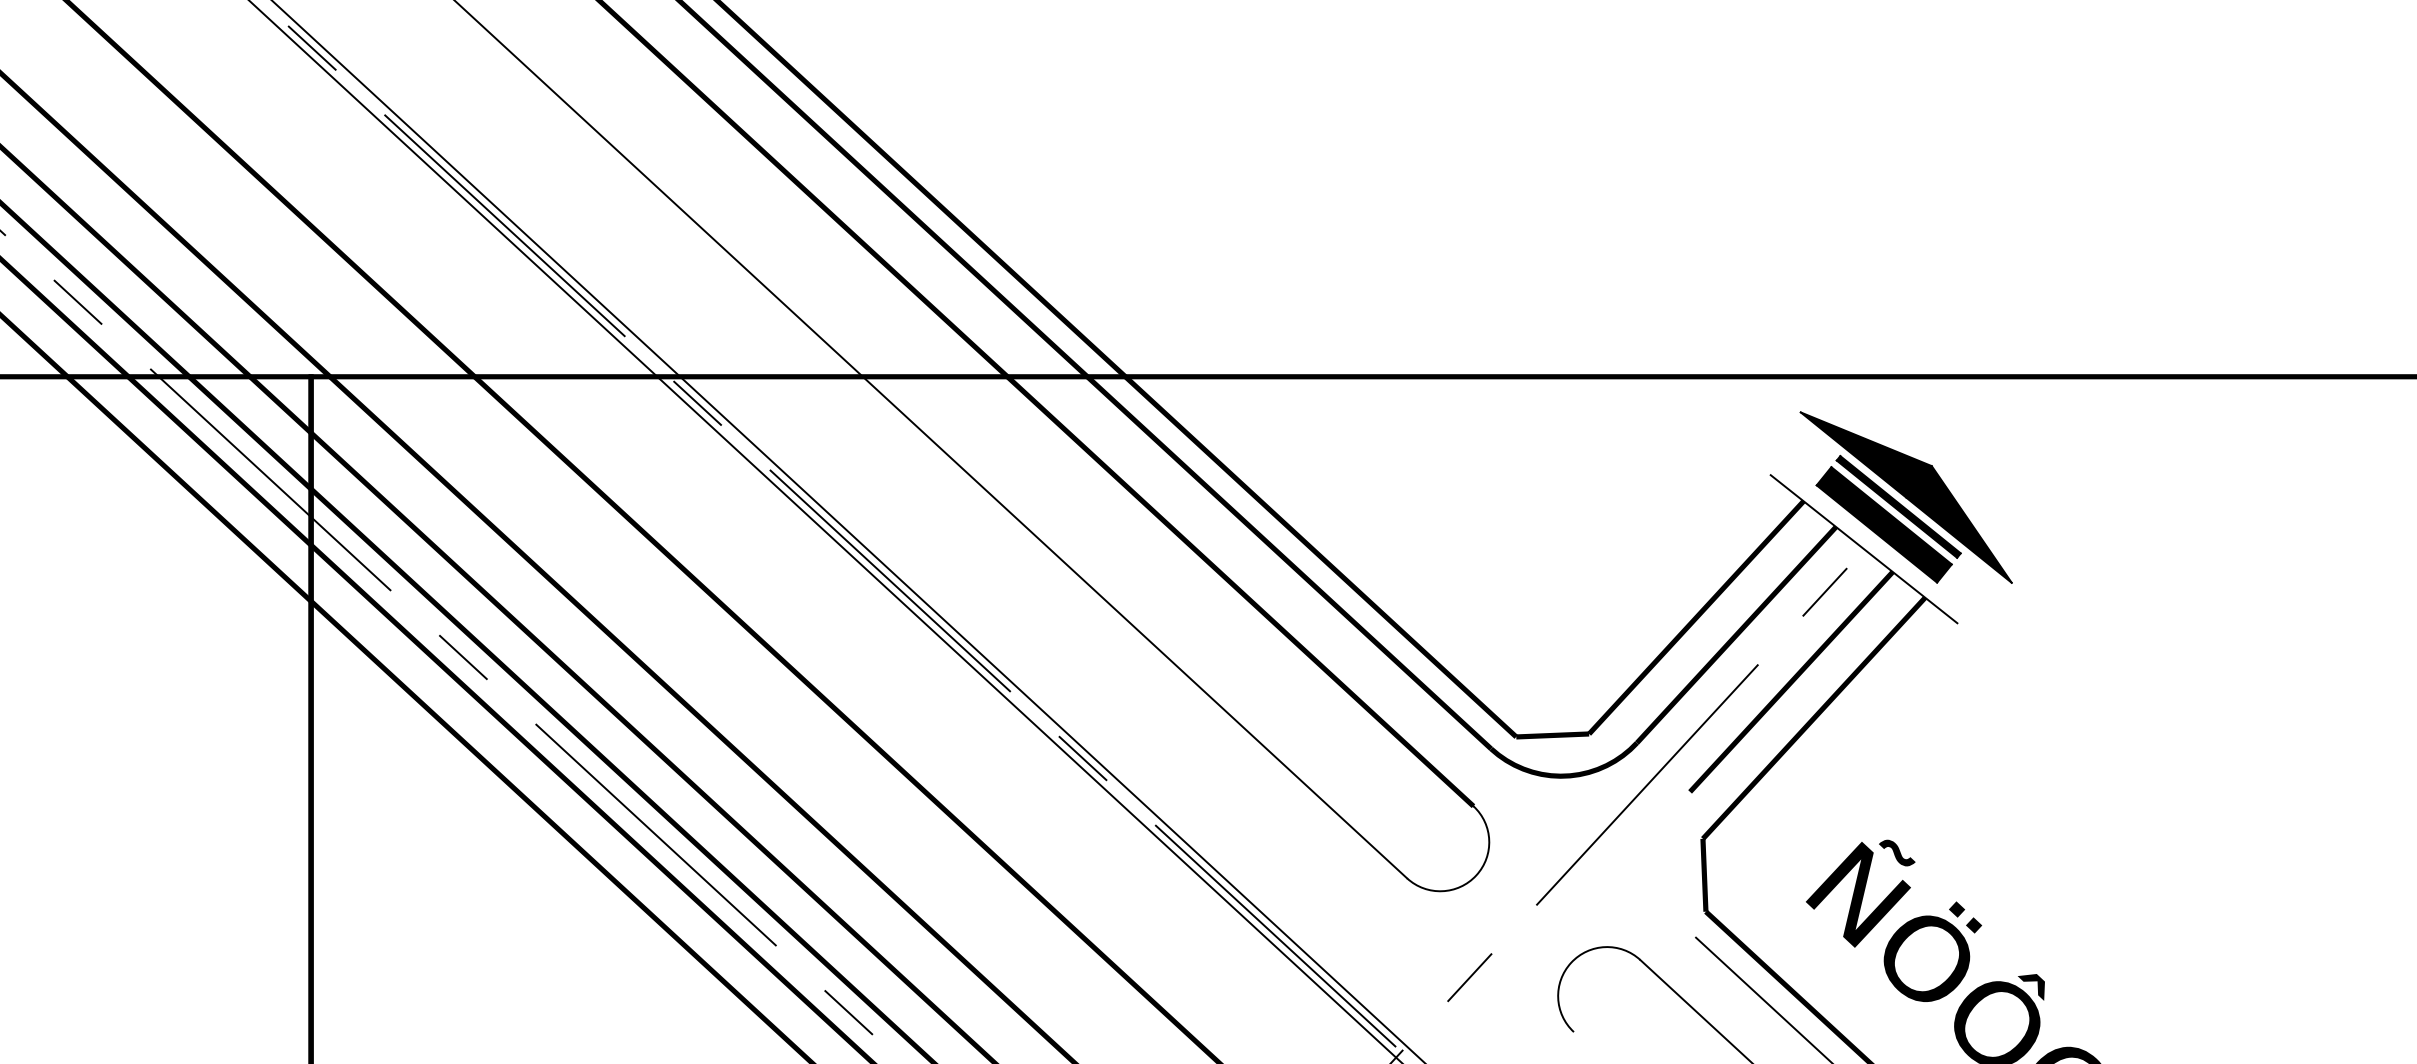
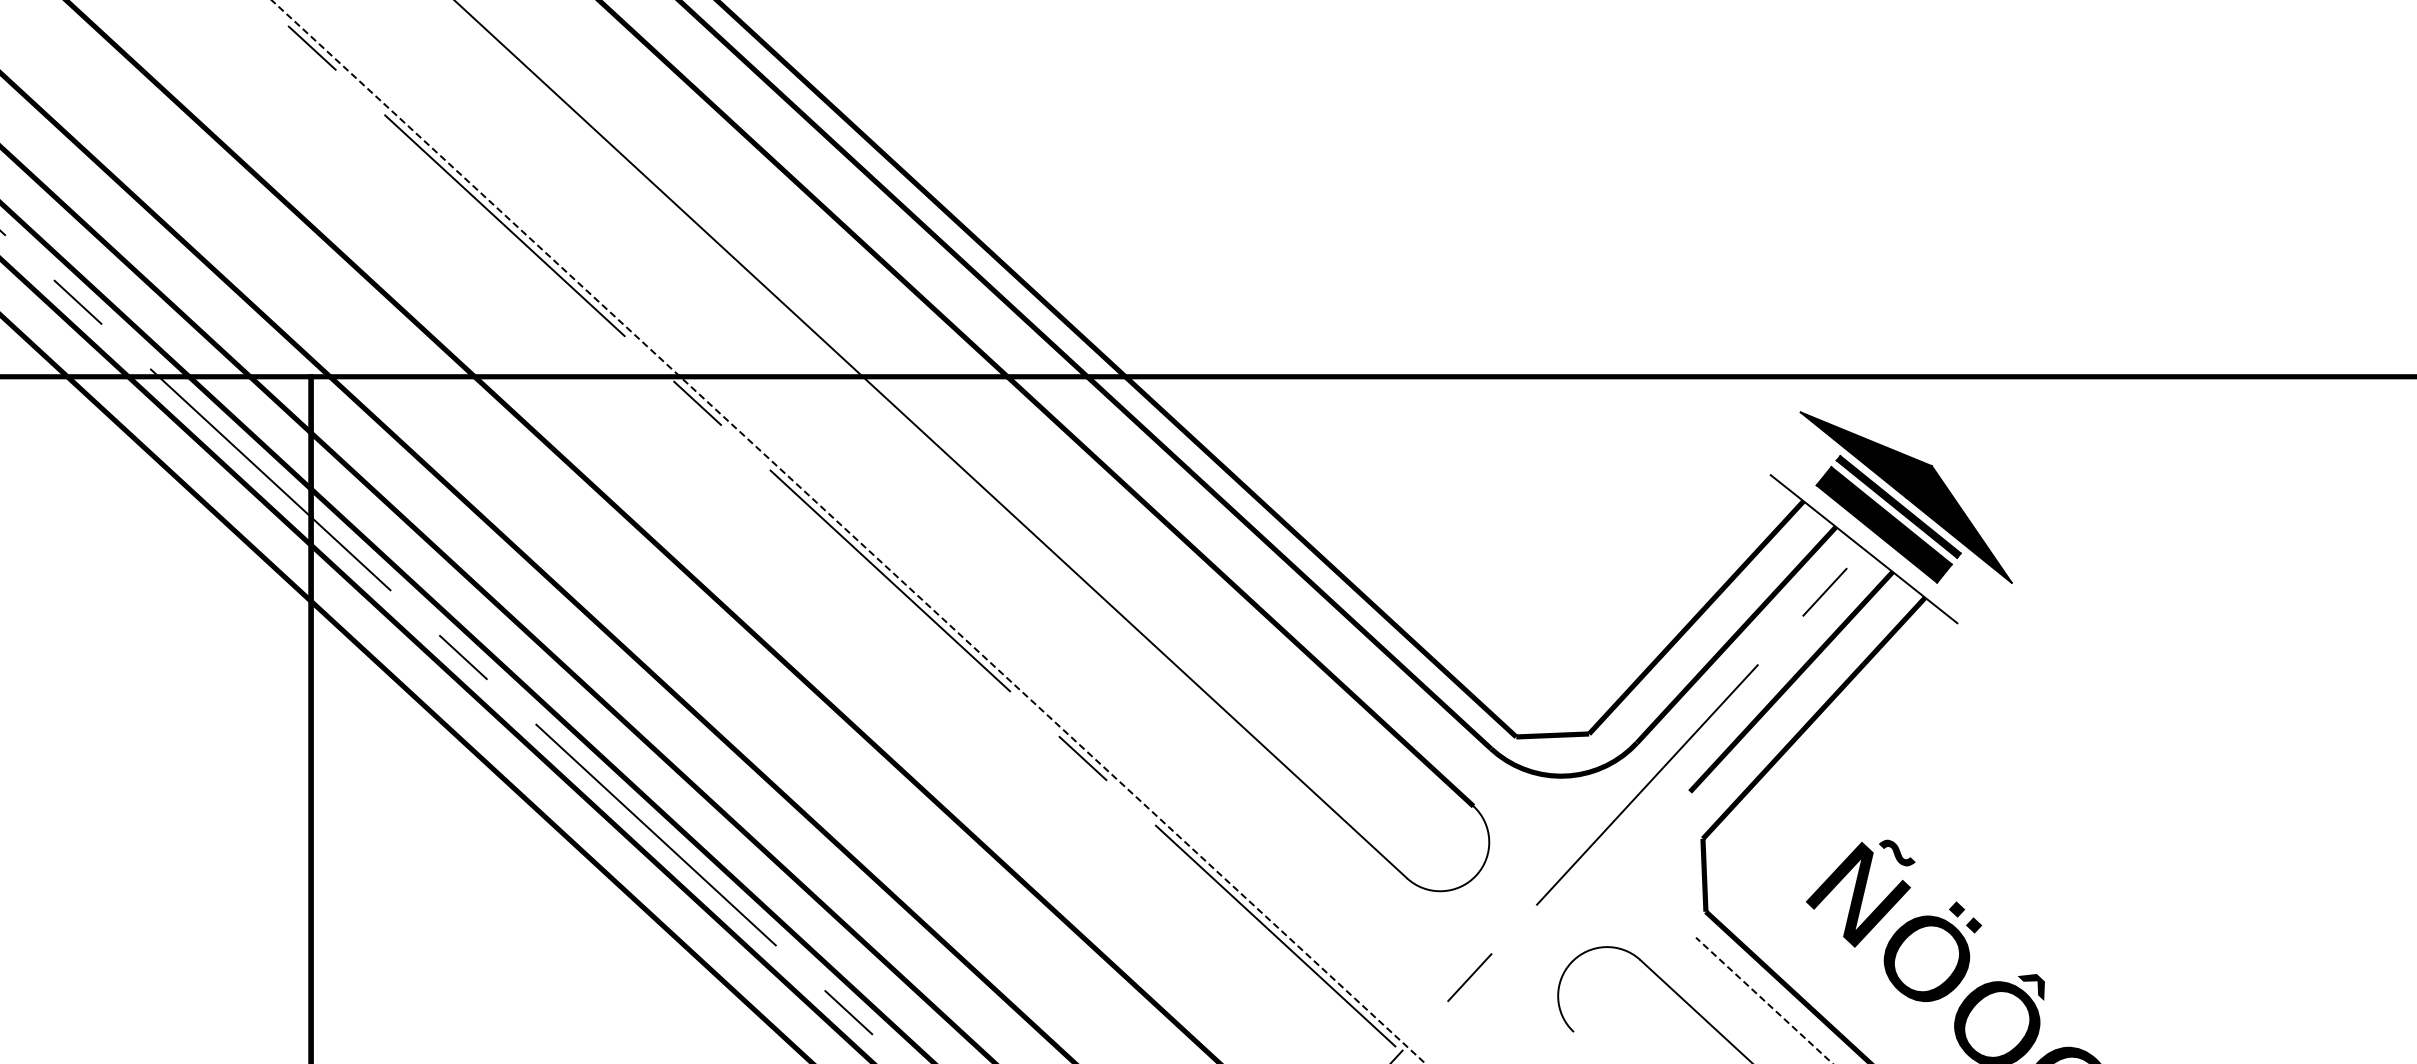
line: present -> none (825, 531)
line: solid -> dashed (848, 532)
line: solid -> dashed (1764, 1000)
